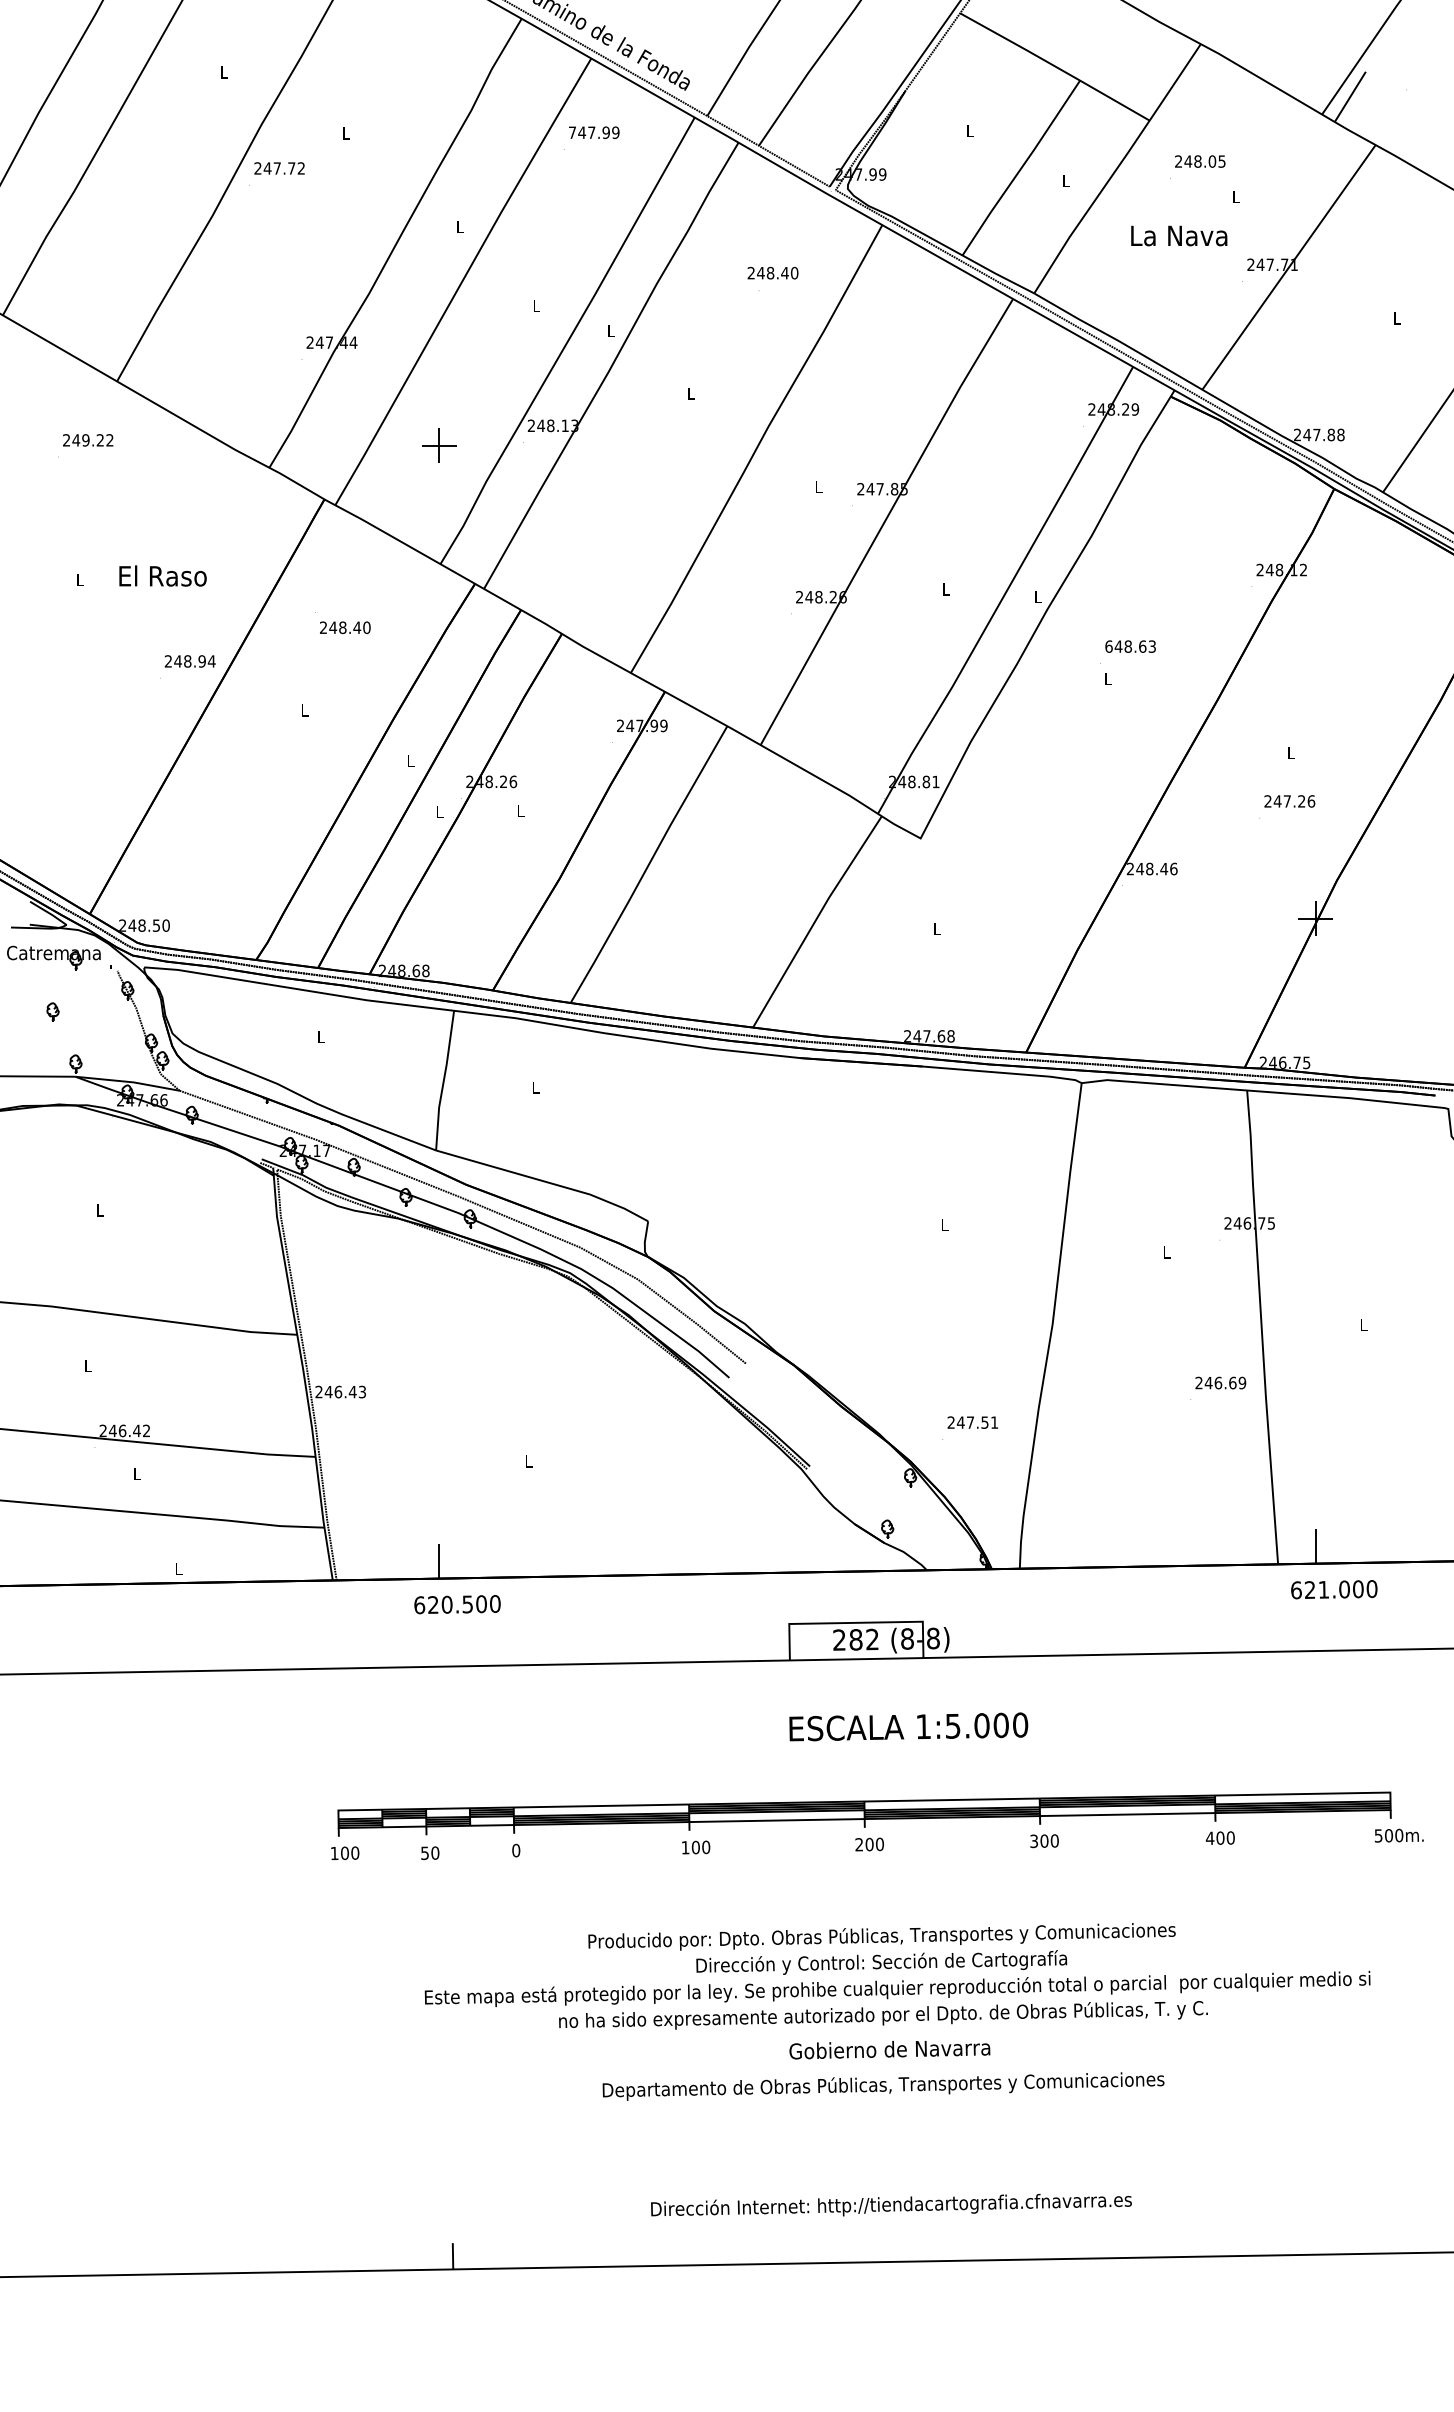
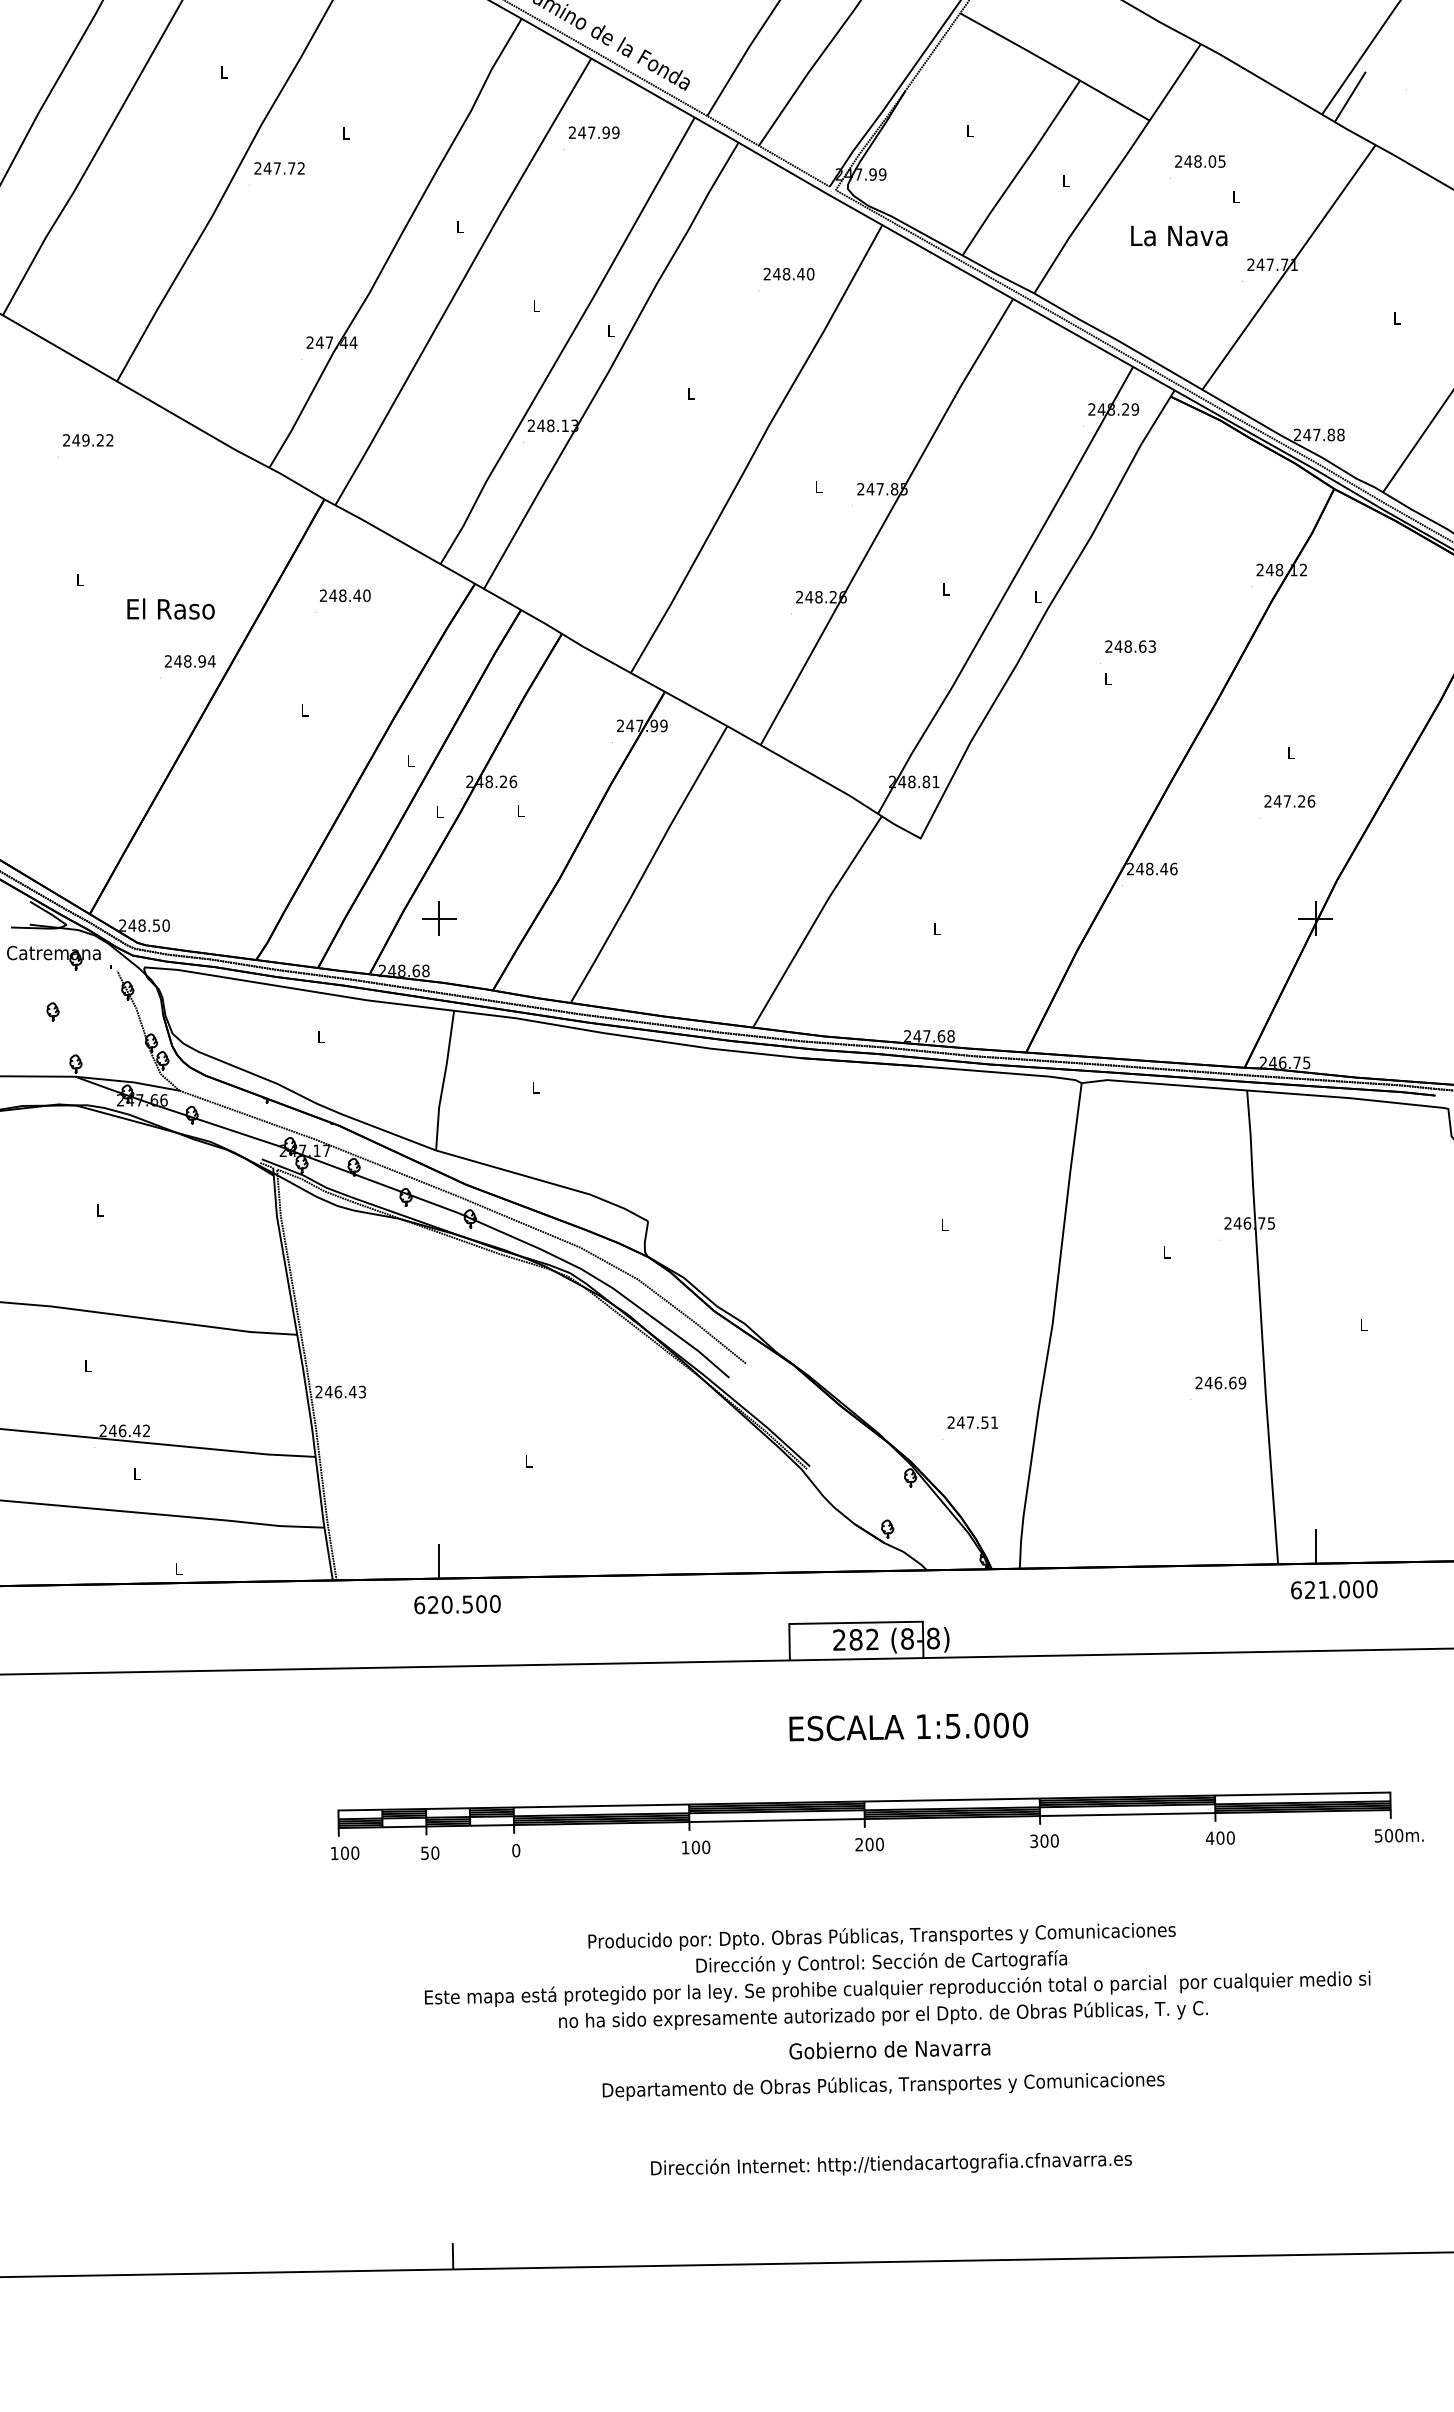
text: 747.99 -> 247.99 (571, 132)
text position: (772, 272) -> (788, 273) (788, 273)
part position: (439, 445) -> (439, 918) (439, 918)
text position: (162, 575) -> (170, 608) (170, 608)
text position: (345, 627) -> (345, 595) (345, 595)
text: 648.63 -> 248.63 (1108, 646)
text position: (891, 2204) -> (891, 2163) (891, 2163)
